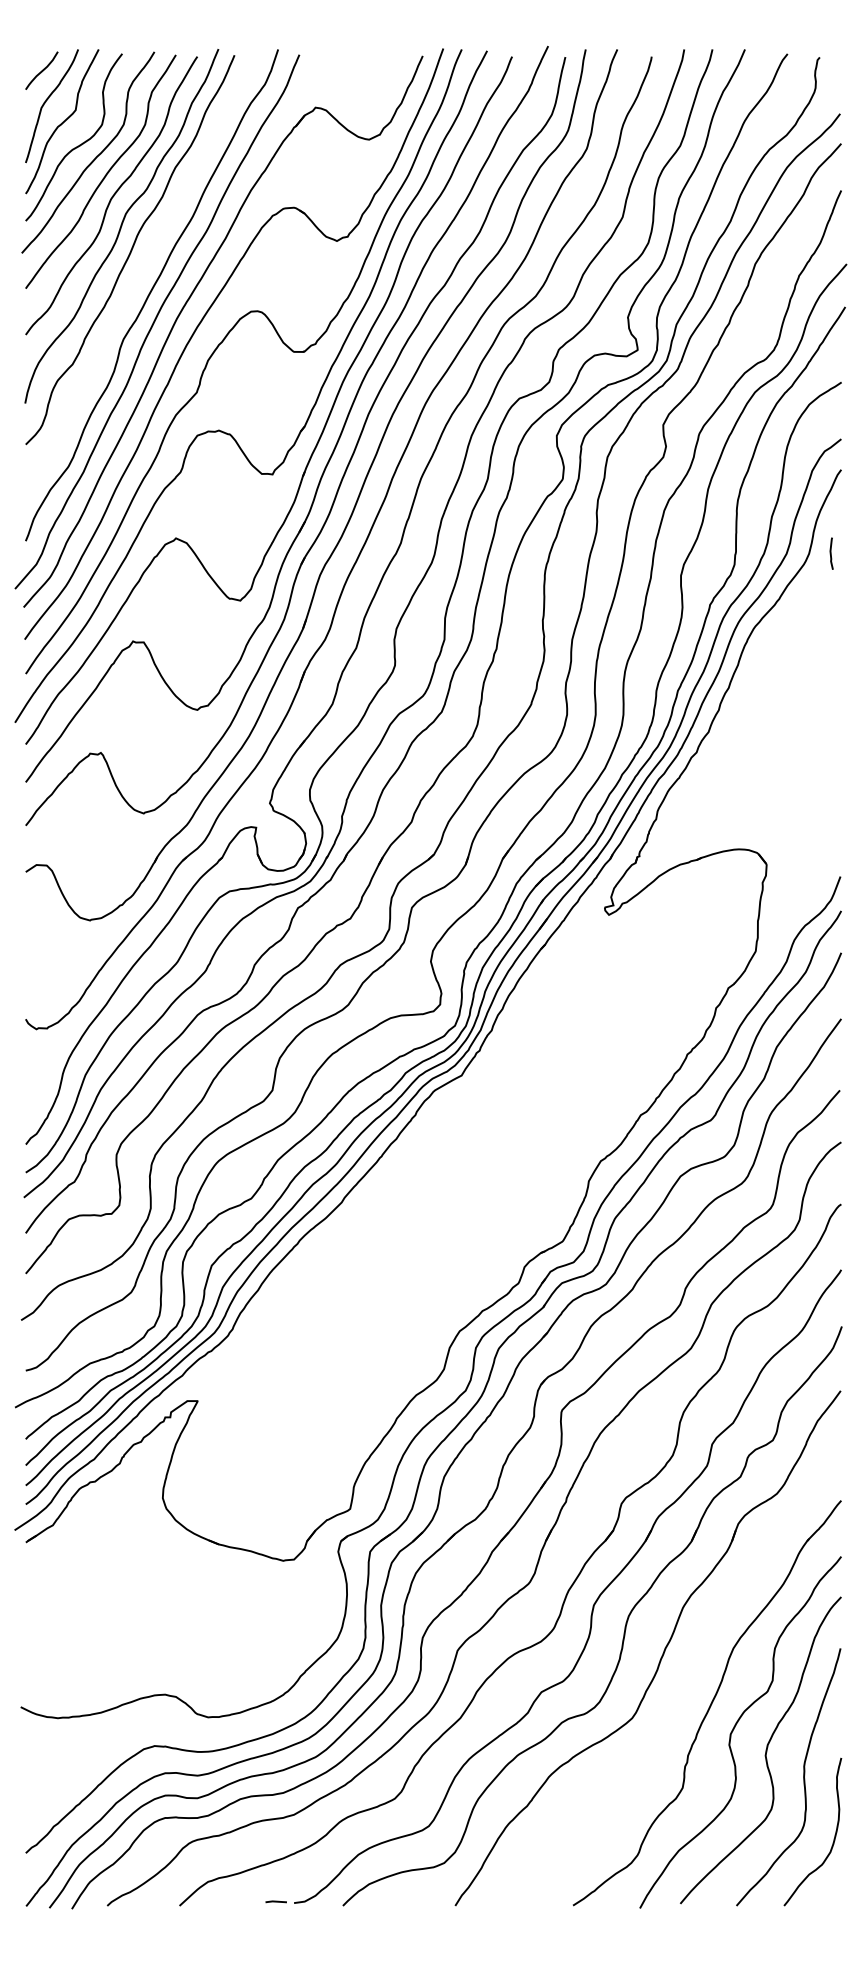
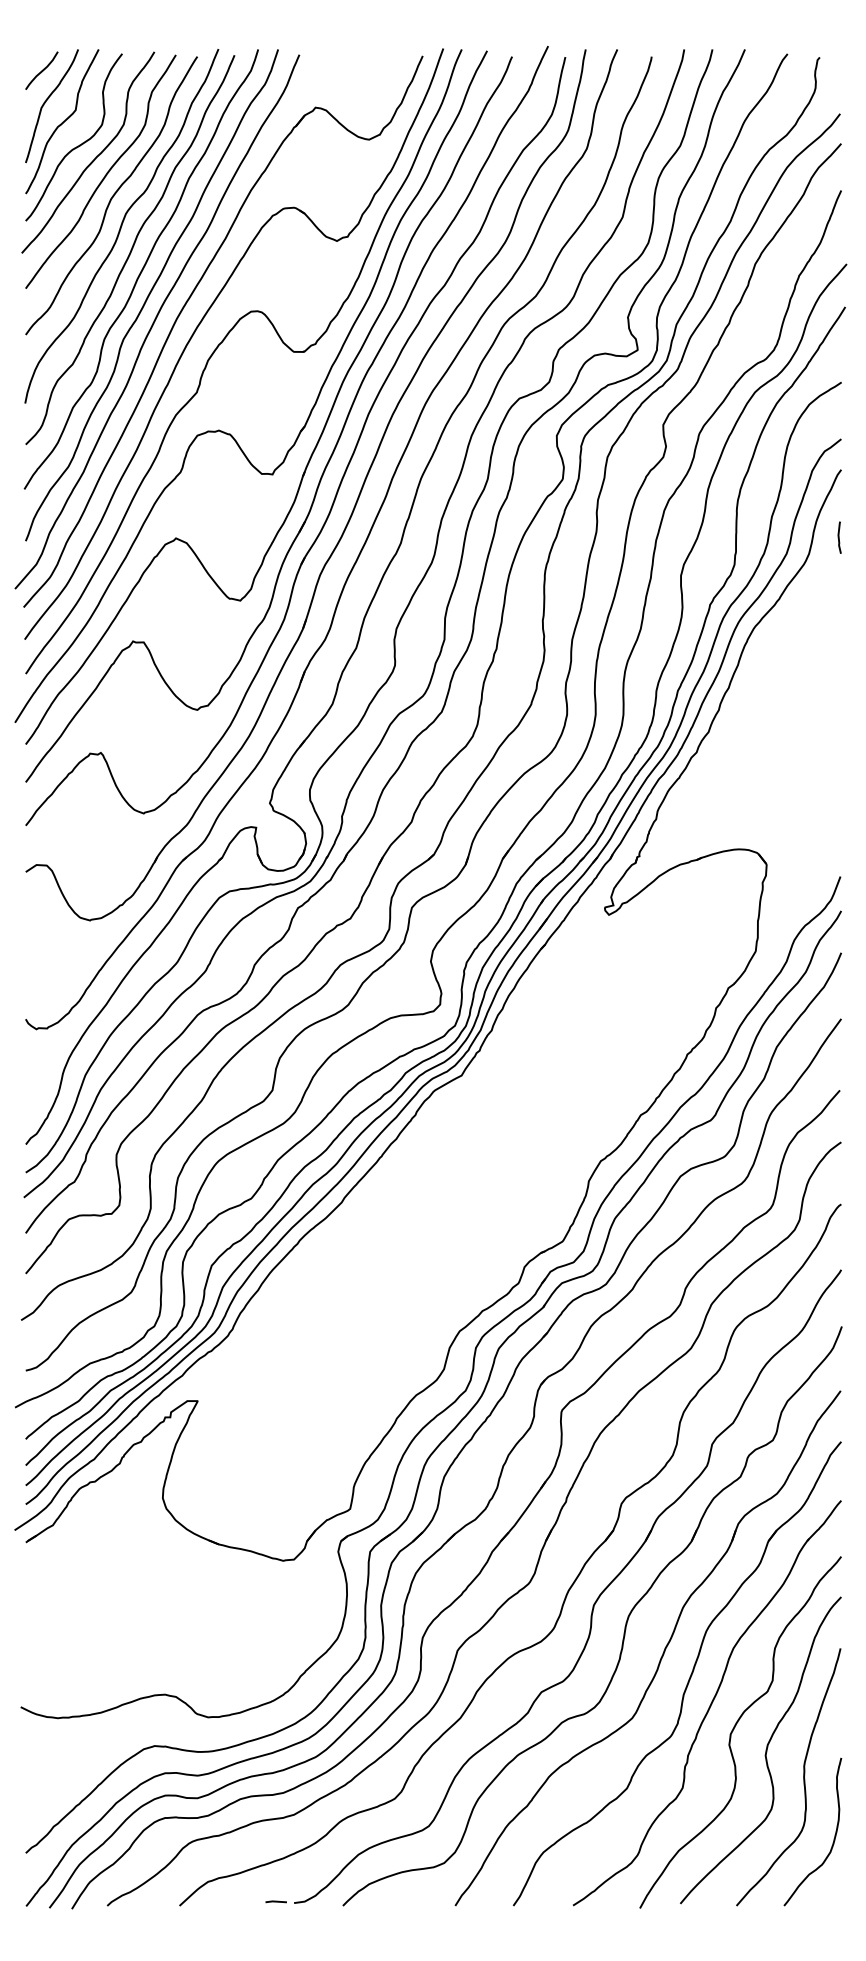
curve: none -> present (141, 269)
curve position: (831, 553) -> (839, 537) (839, 537)
part: none -> present (689, 1676)
